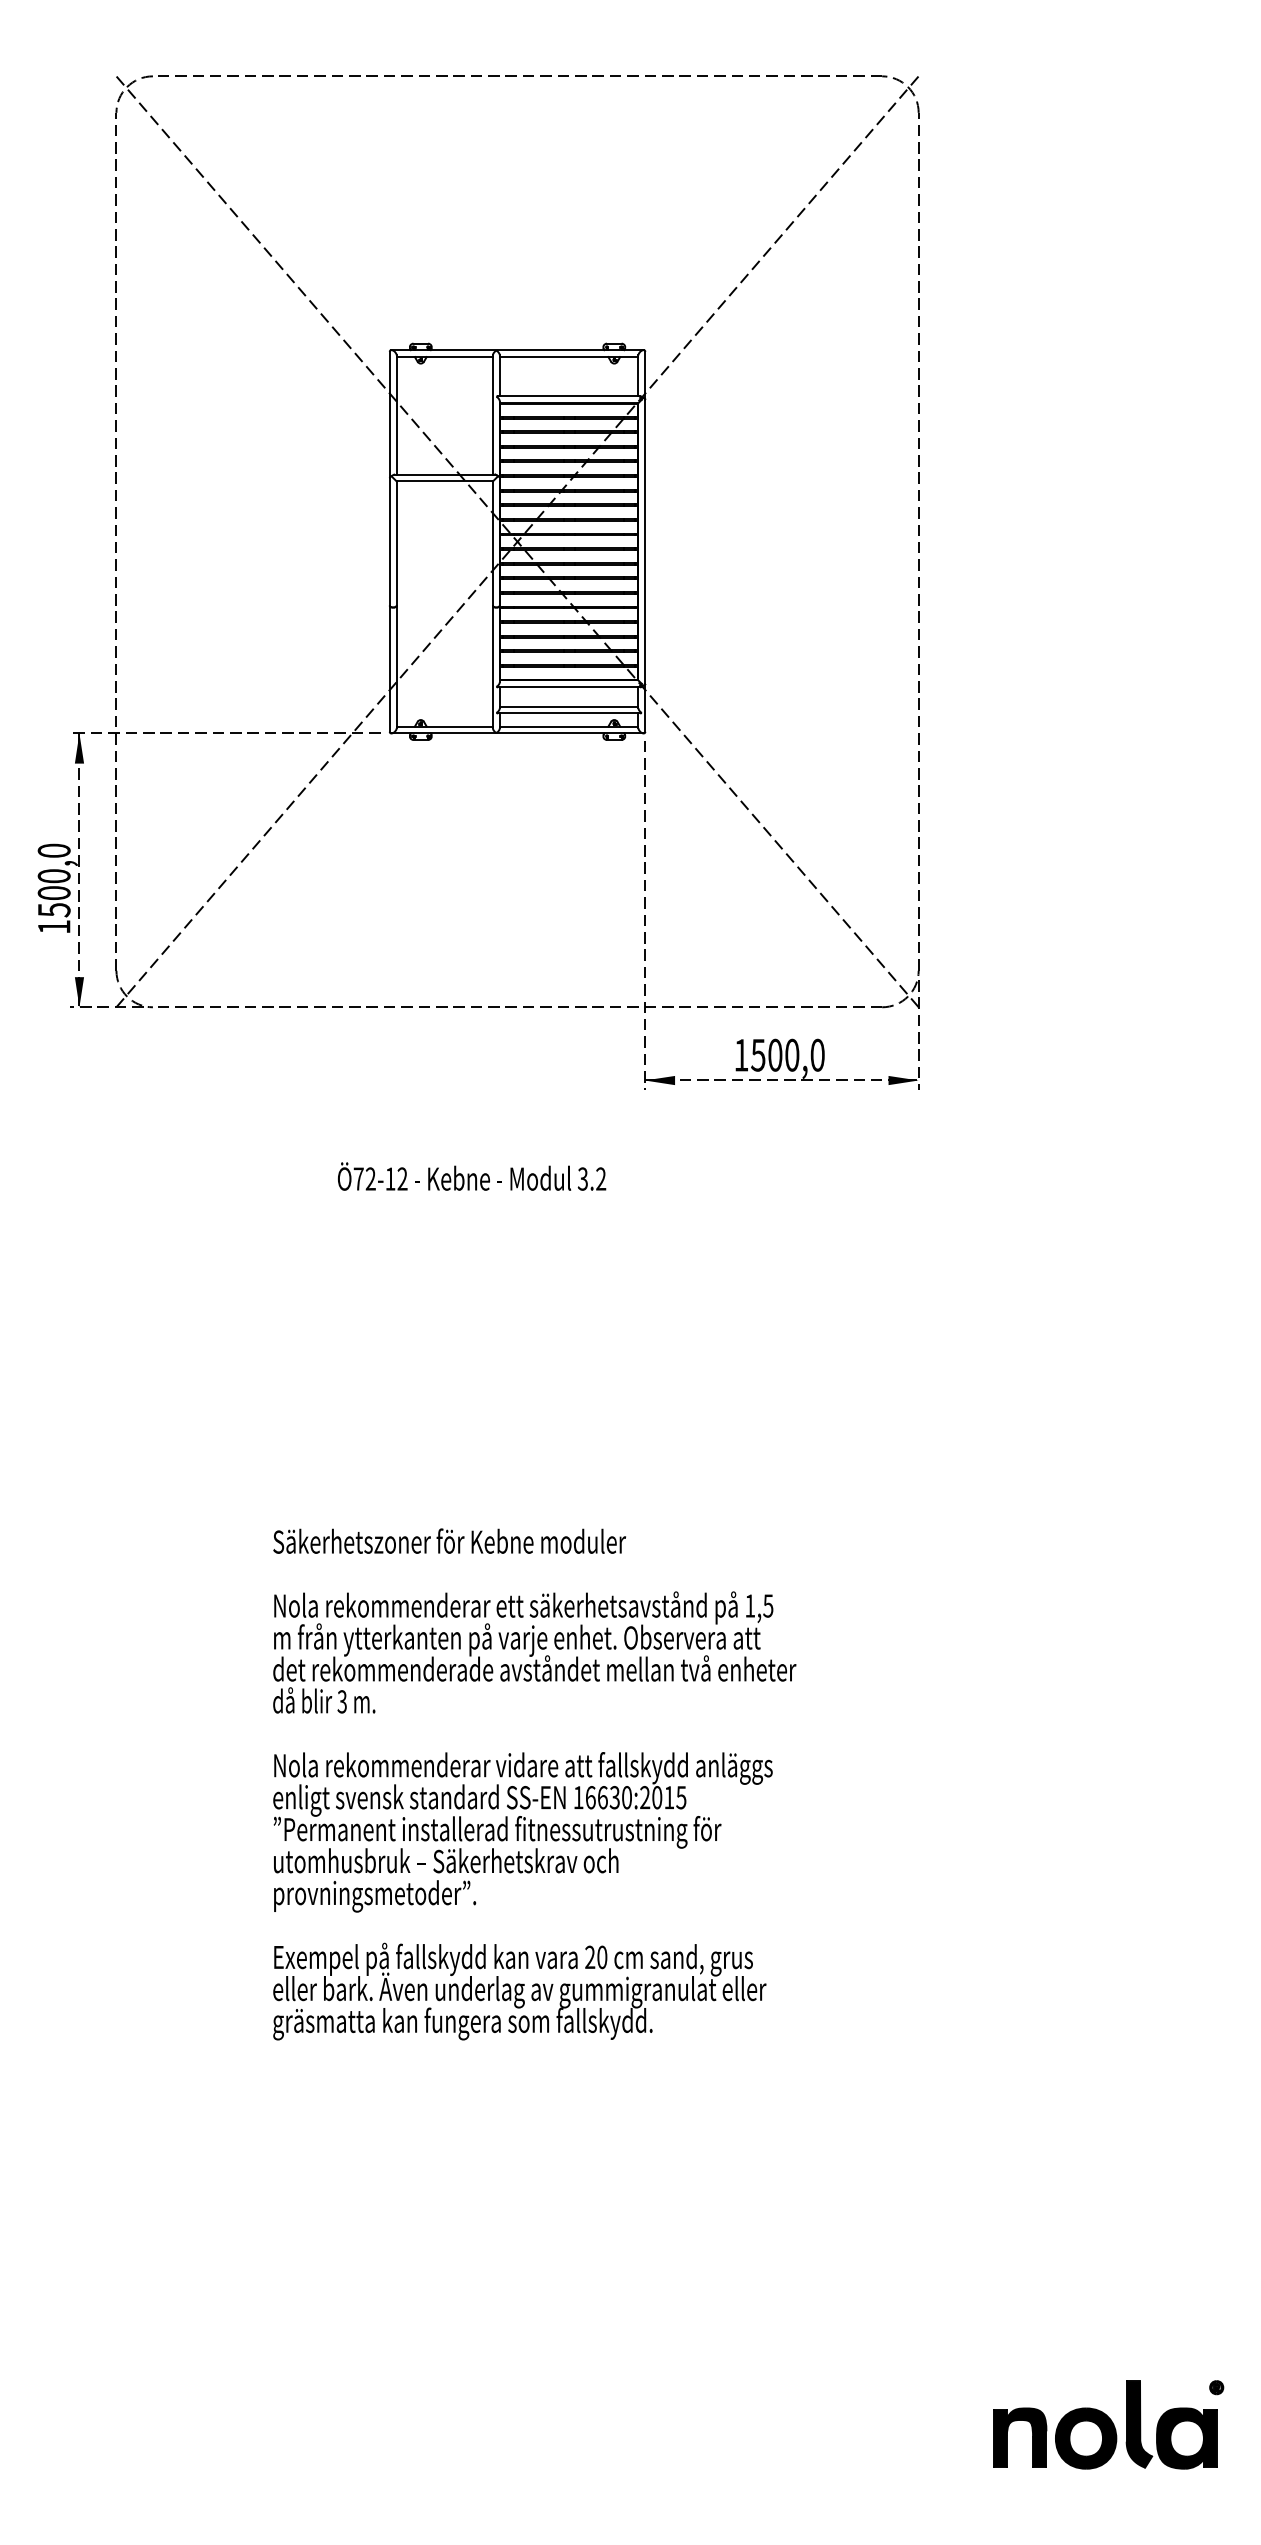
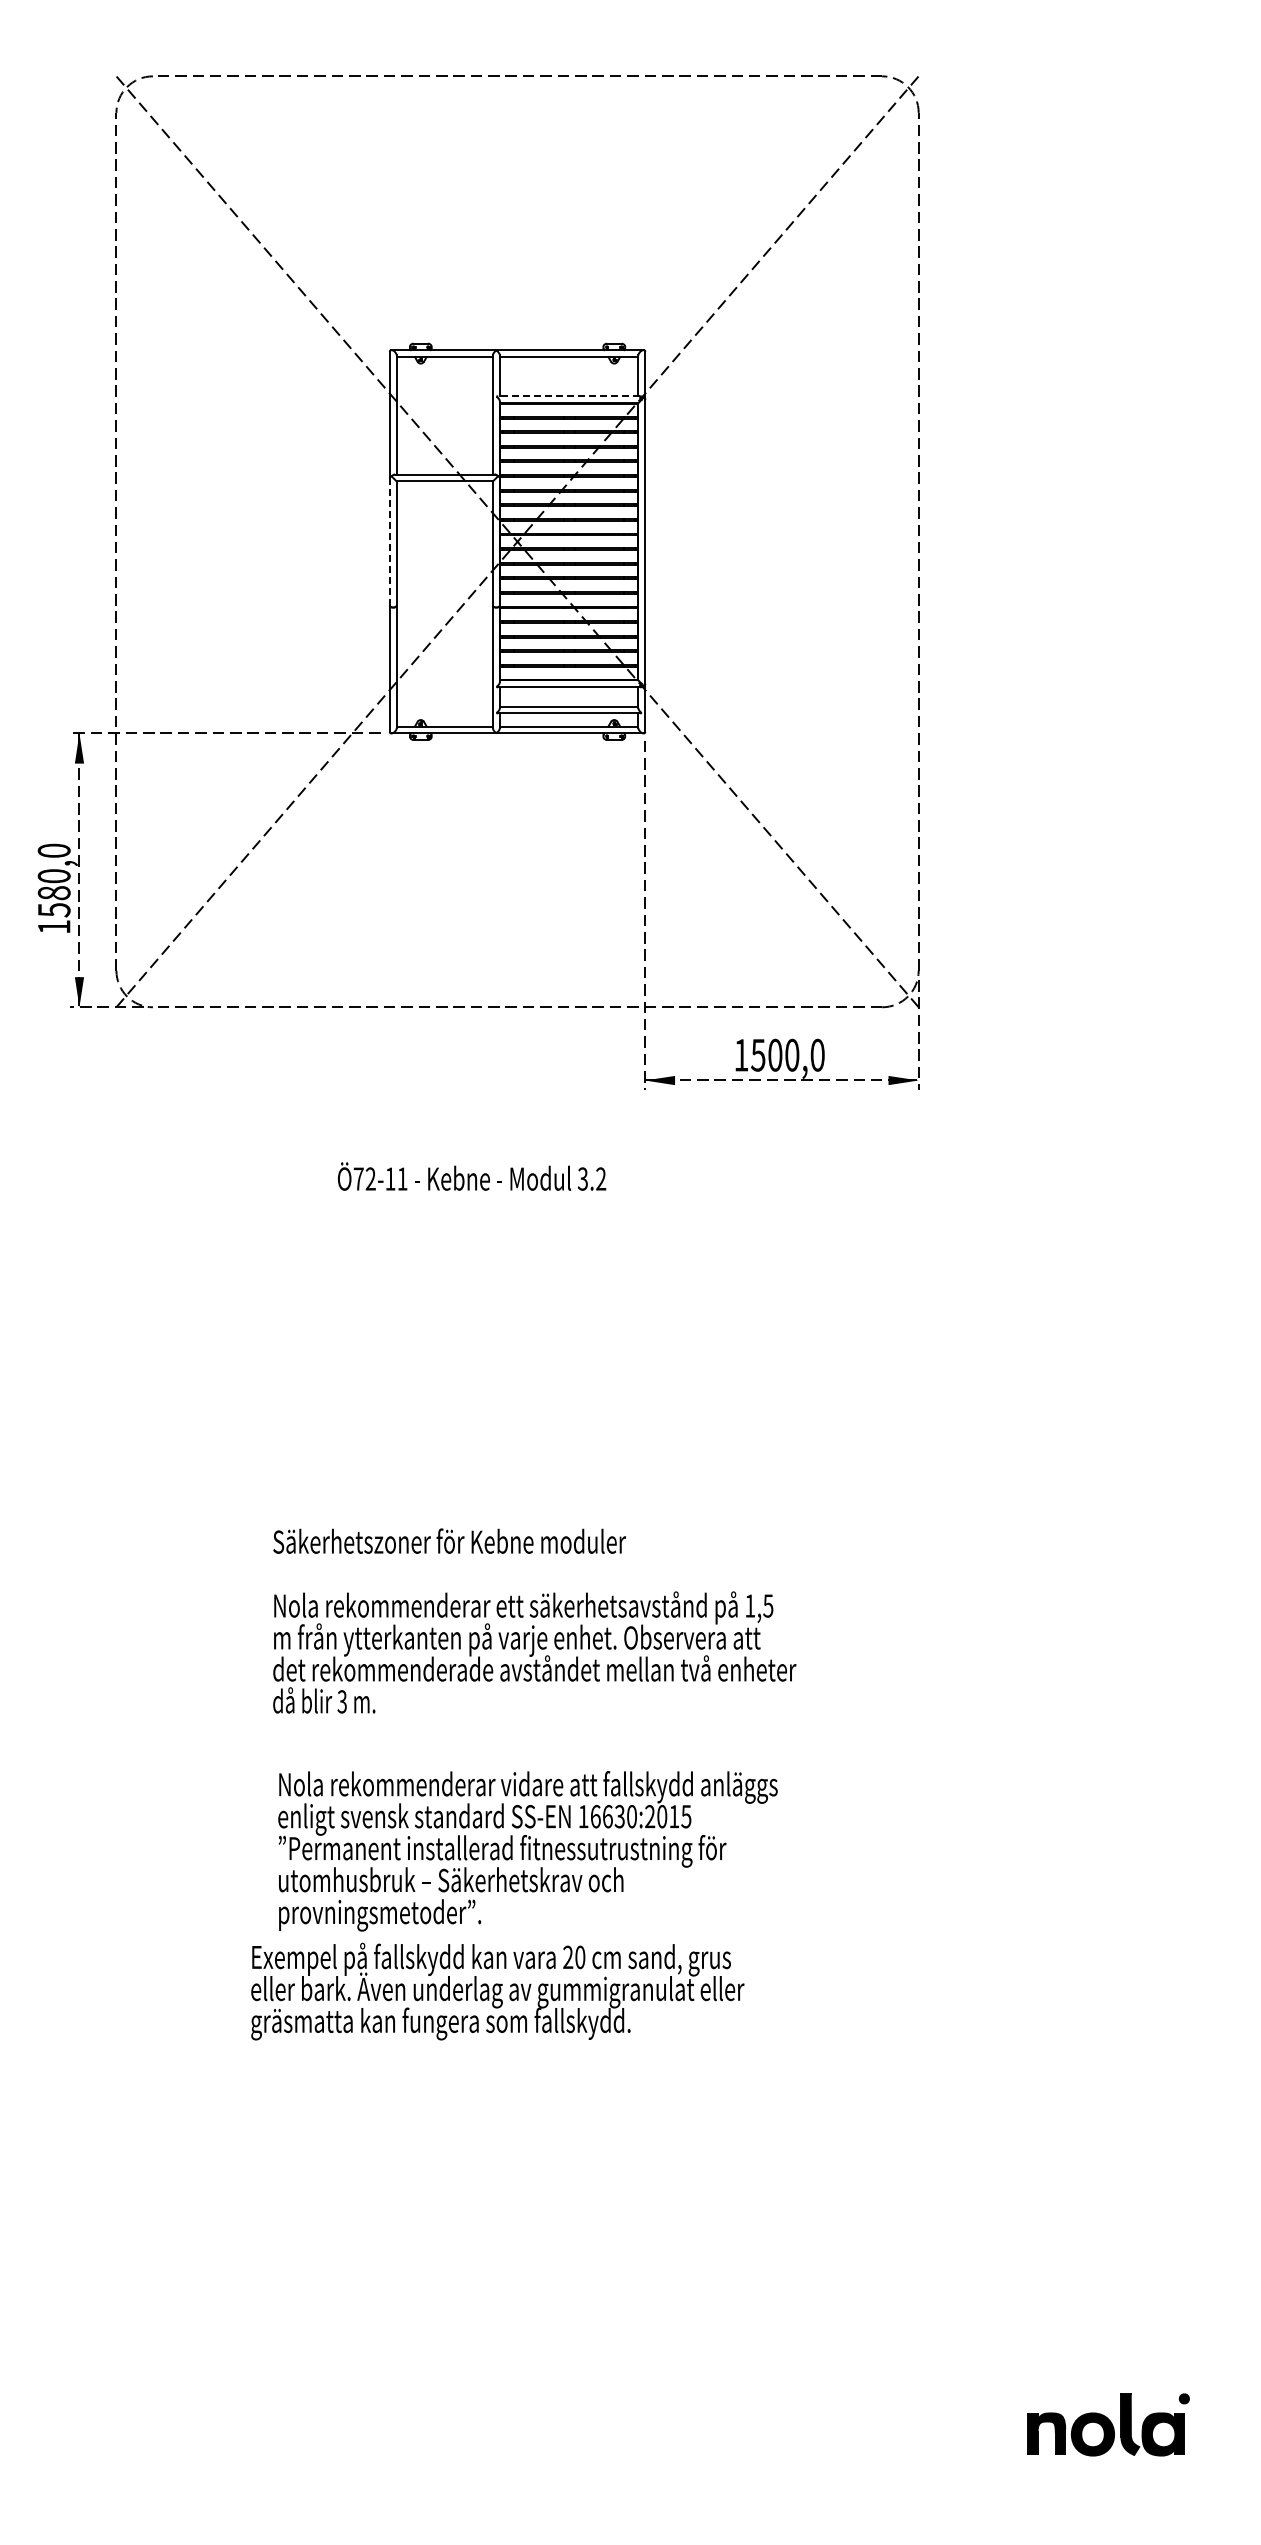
line: solid -> dashed (569, 396)
line: solid -> dashed (389, 541)
text: 1500,0 -> 1580,0 (53, 893)
text: Ö72-12 -> Ö72-11 (402, 1178)
text position: (522, 1832) -> (527, 1851) (527, 1851)
text position: (519, 1991) -> (497, 1991) (497, 1991)
part size: 232x90 px -> 163x64 px (1108, 2424)
